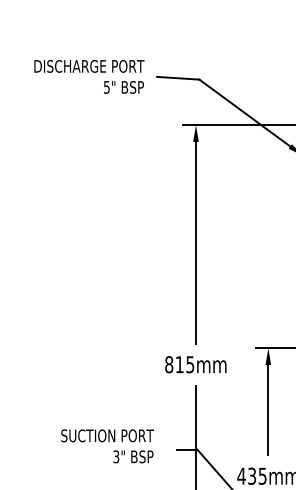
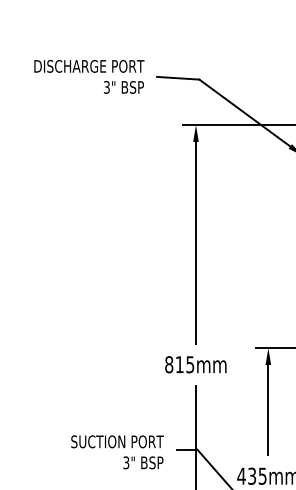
text: 5" -> 3" (106, 86)
text position: (107, 446) -> (117, 452) (117, 452)
